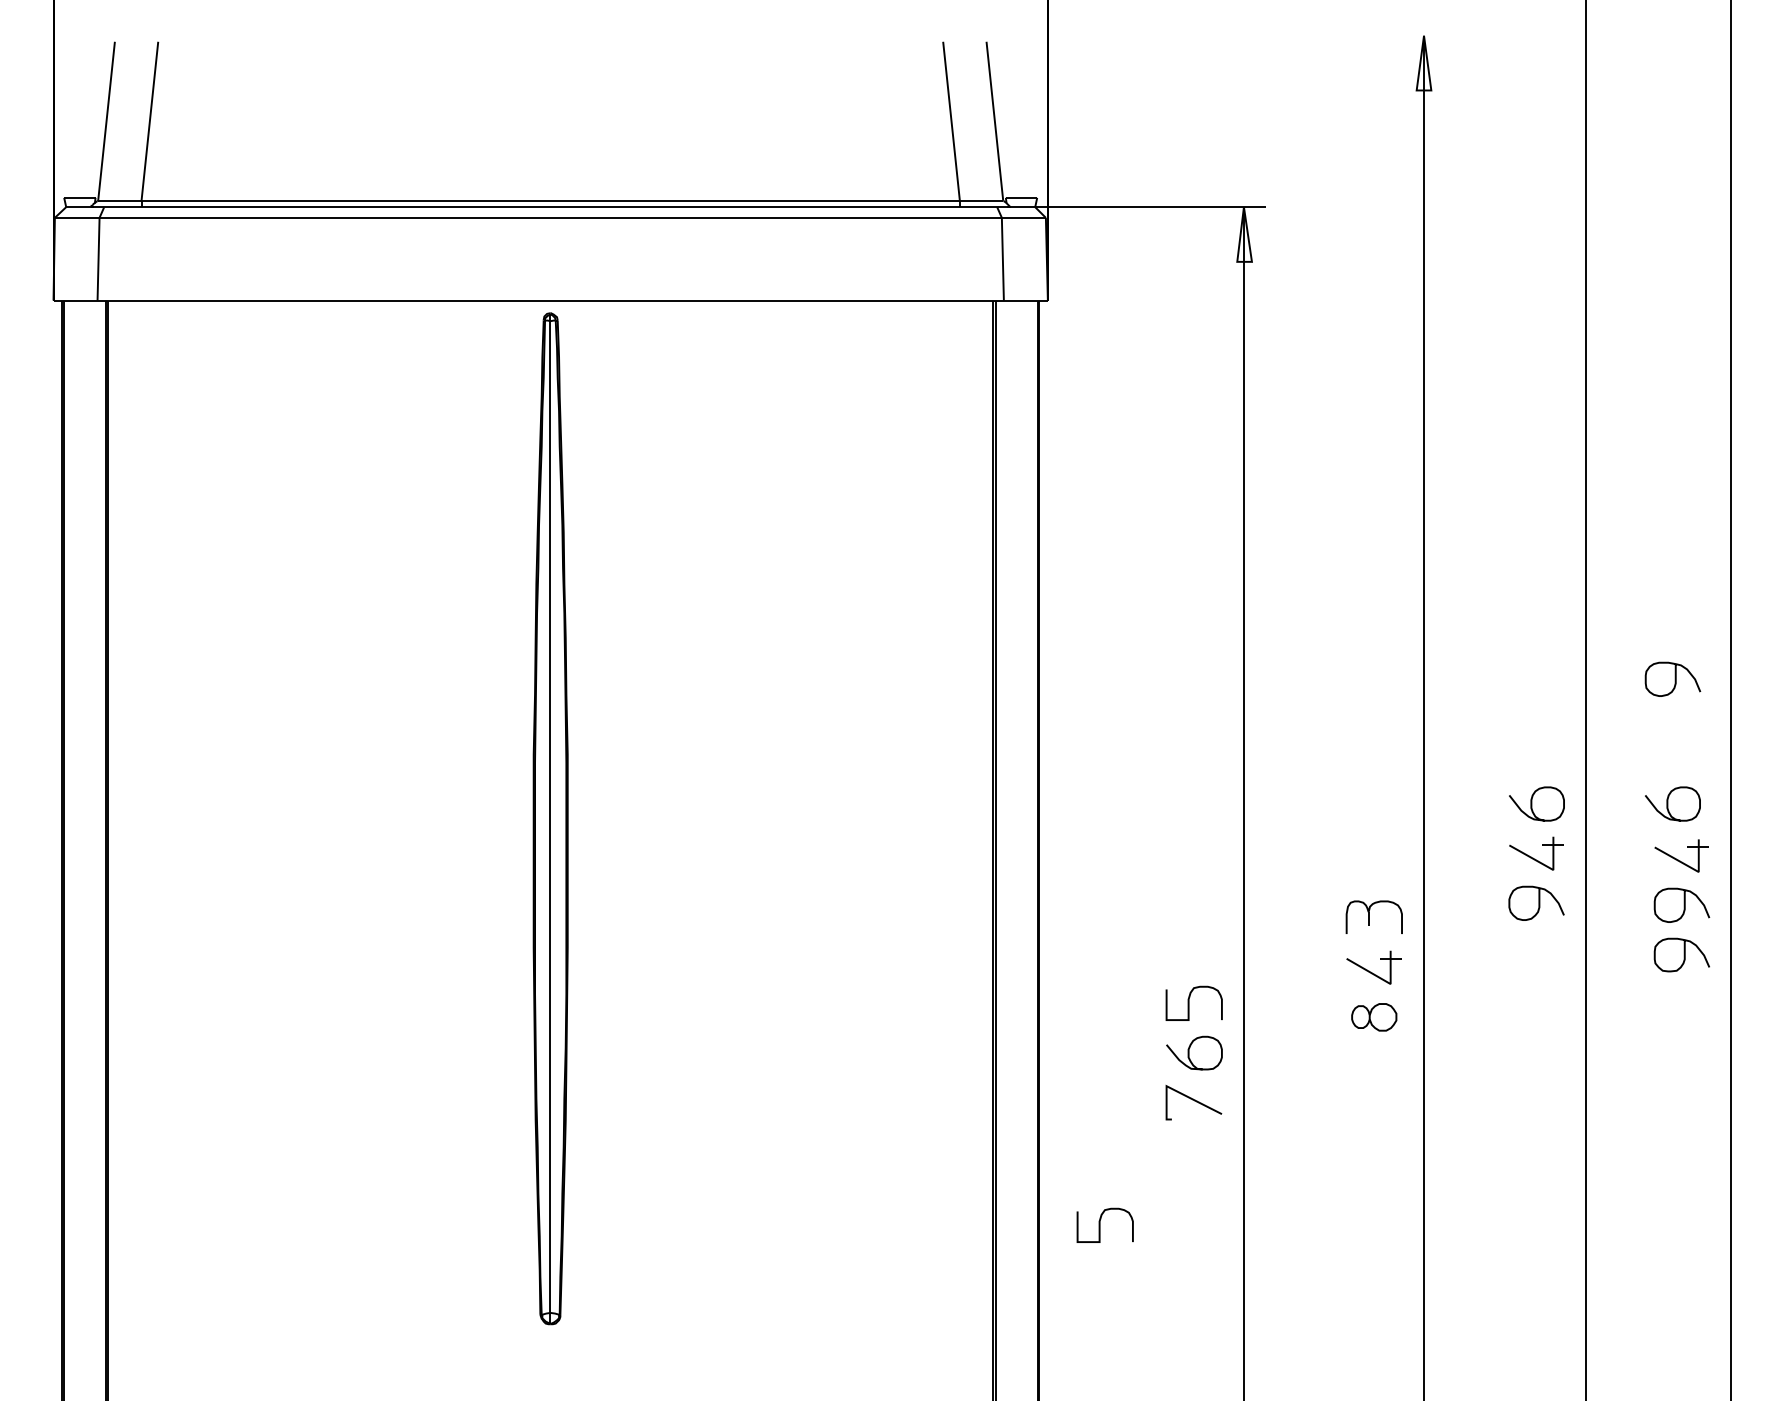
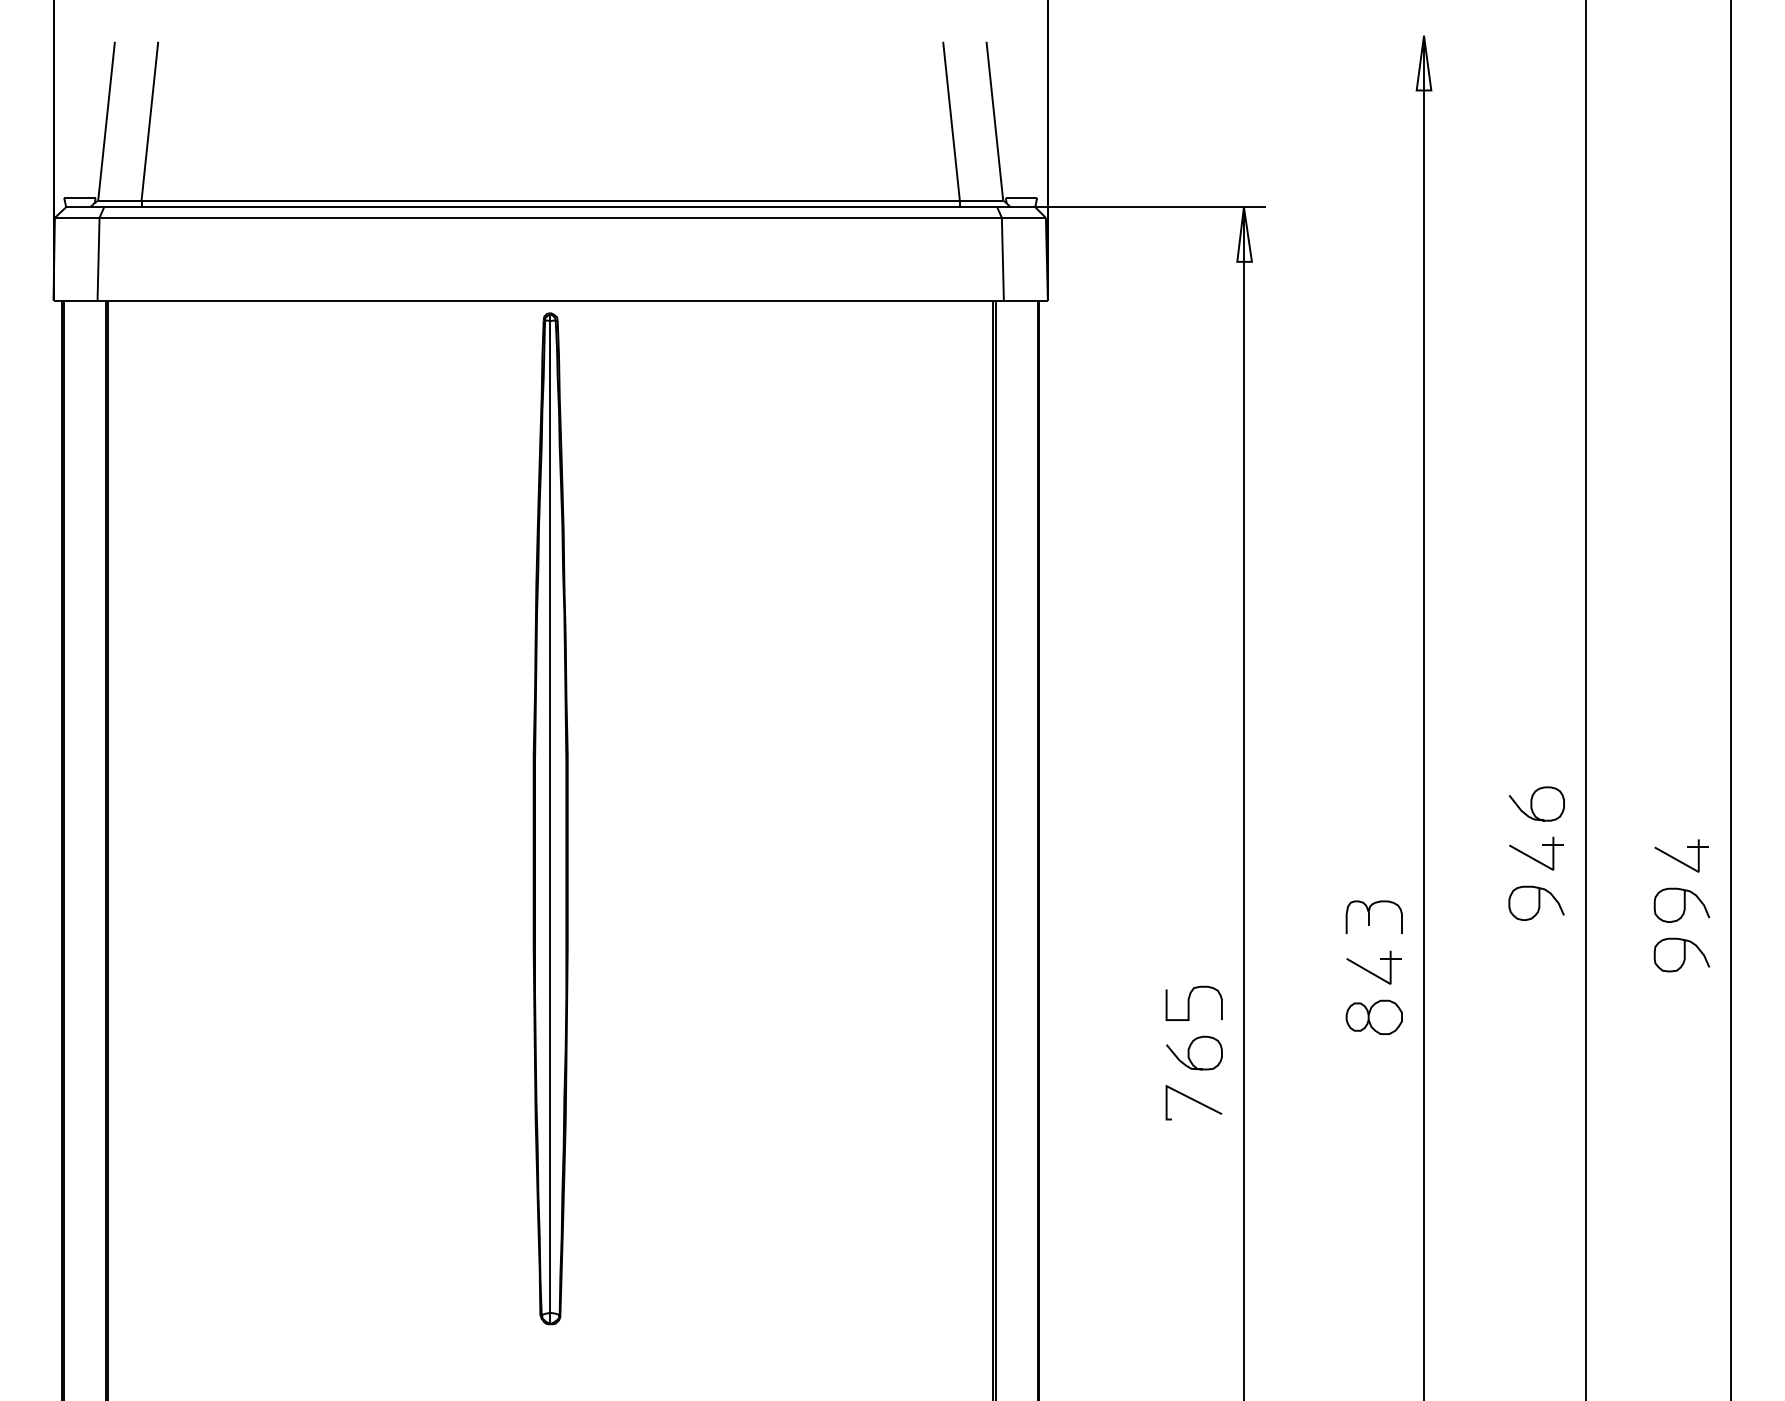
curve: present -> none (1674, 678)
curve: present -> none (1668, 803)
part size: 47x29 px -> 58x36 px (1373, 1016)
curve: present -> none (1100, 1224)
